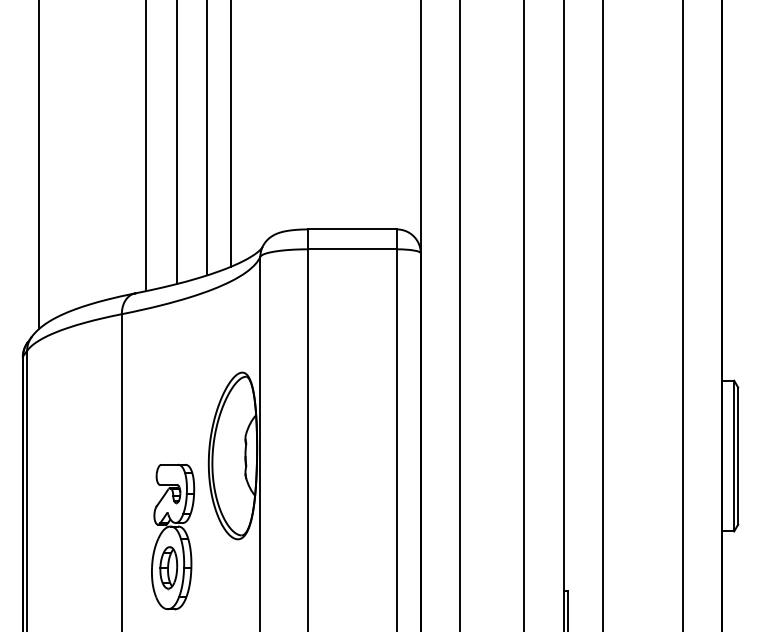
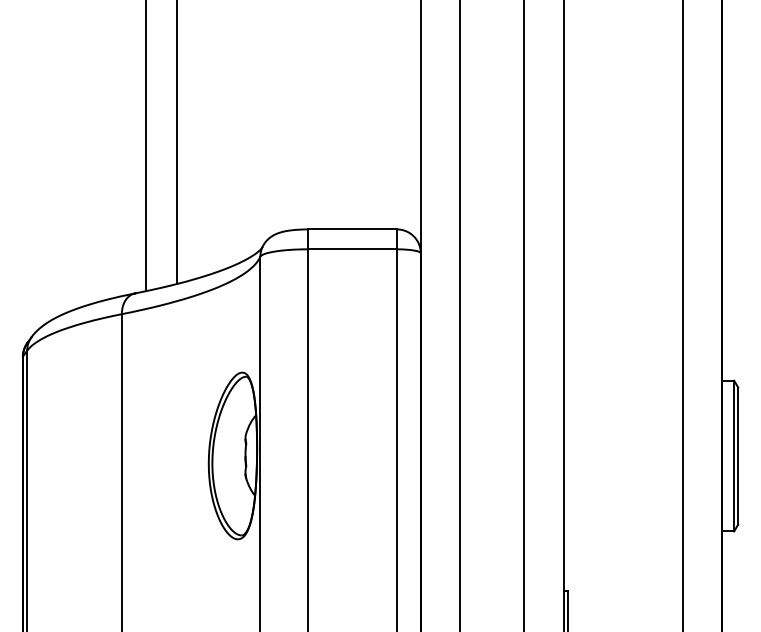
line: present -> none (230, 134)
line: present -> none (207, 138)
line: present -> none (39, 165)
line: present -> none (603, 315)
part: present -> none (173, 536)
